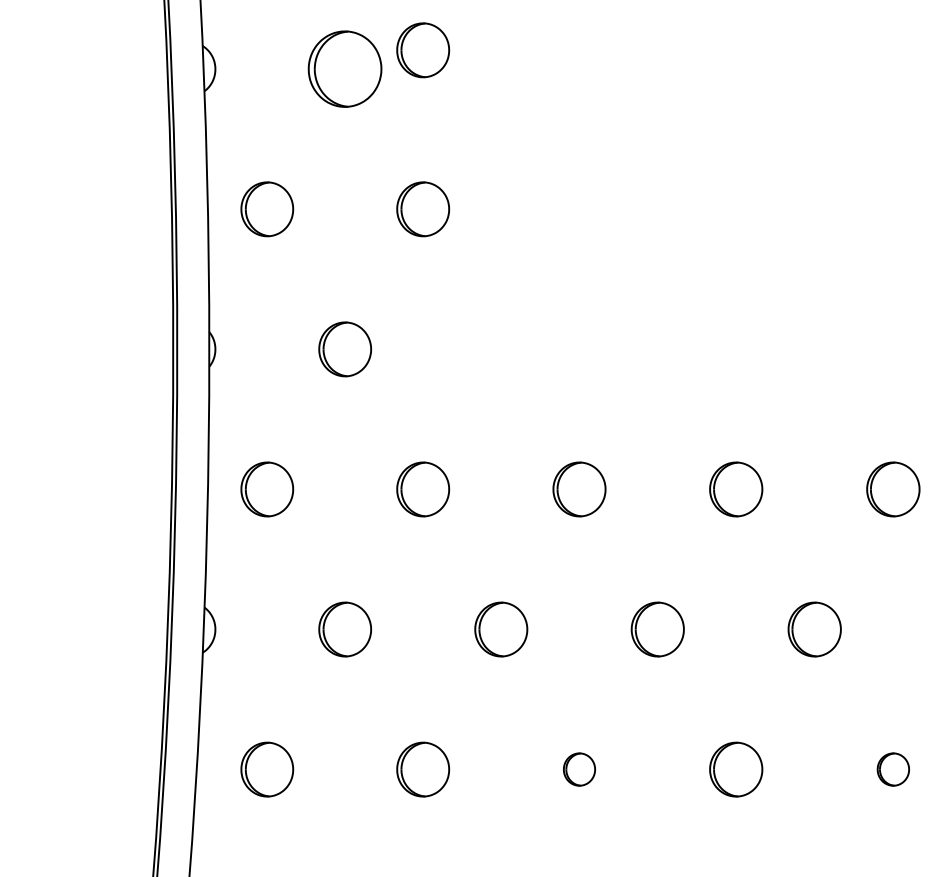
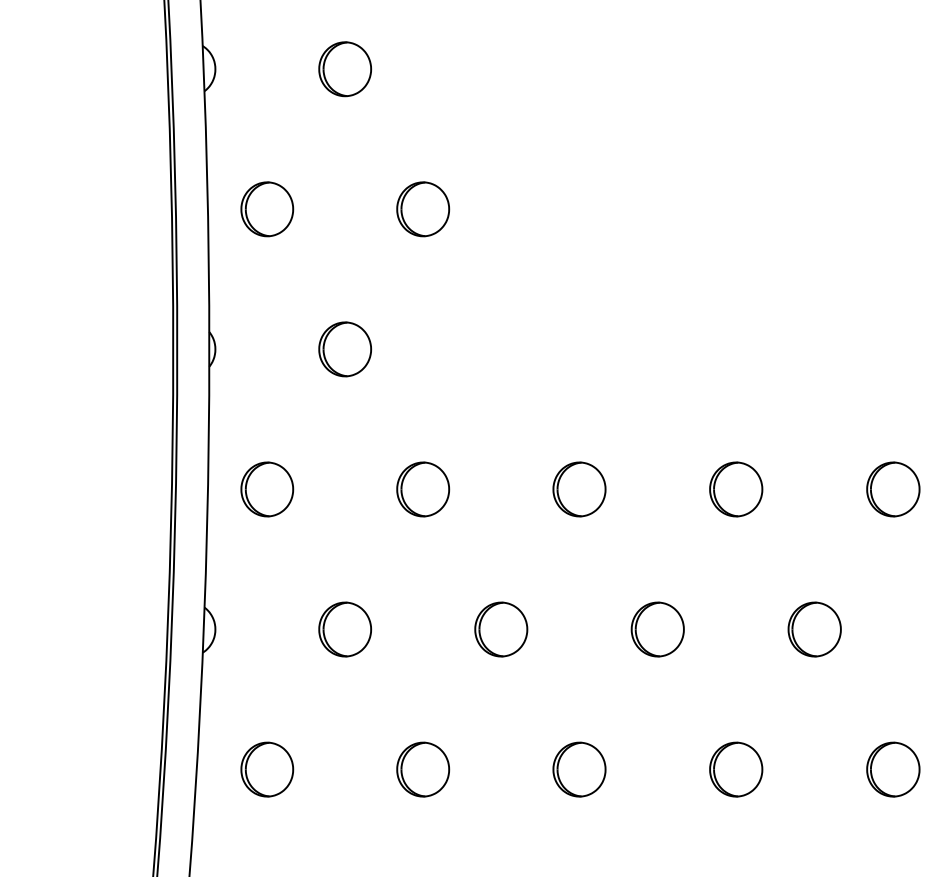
part: present -> none (423, 50)
part size: 76x78 px -> 55x57 px (345, 69)
part size: 33x35 px -> 55x57 px (579, 769)
part size: 34x35 px -> 55x57 px (893, 769)
